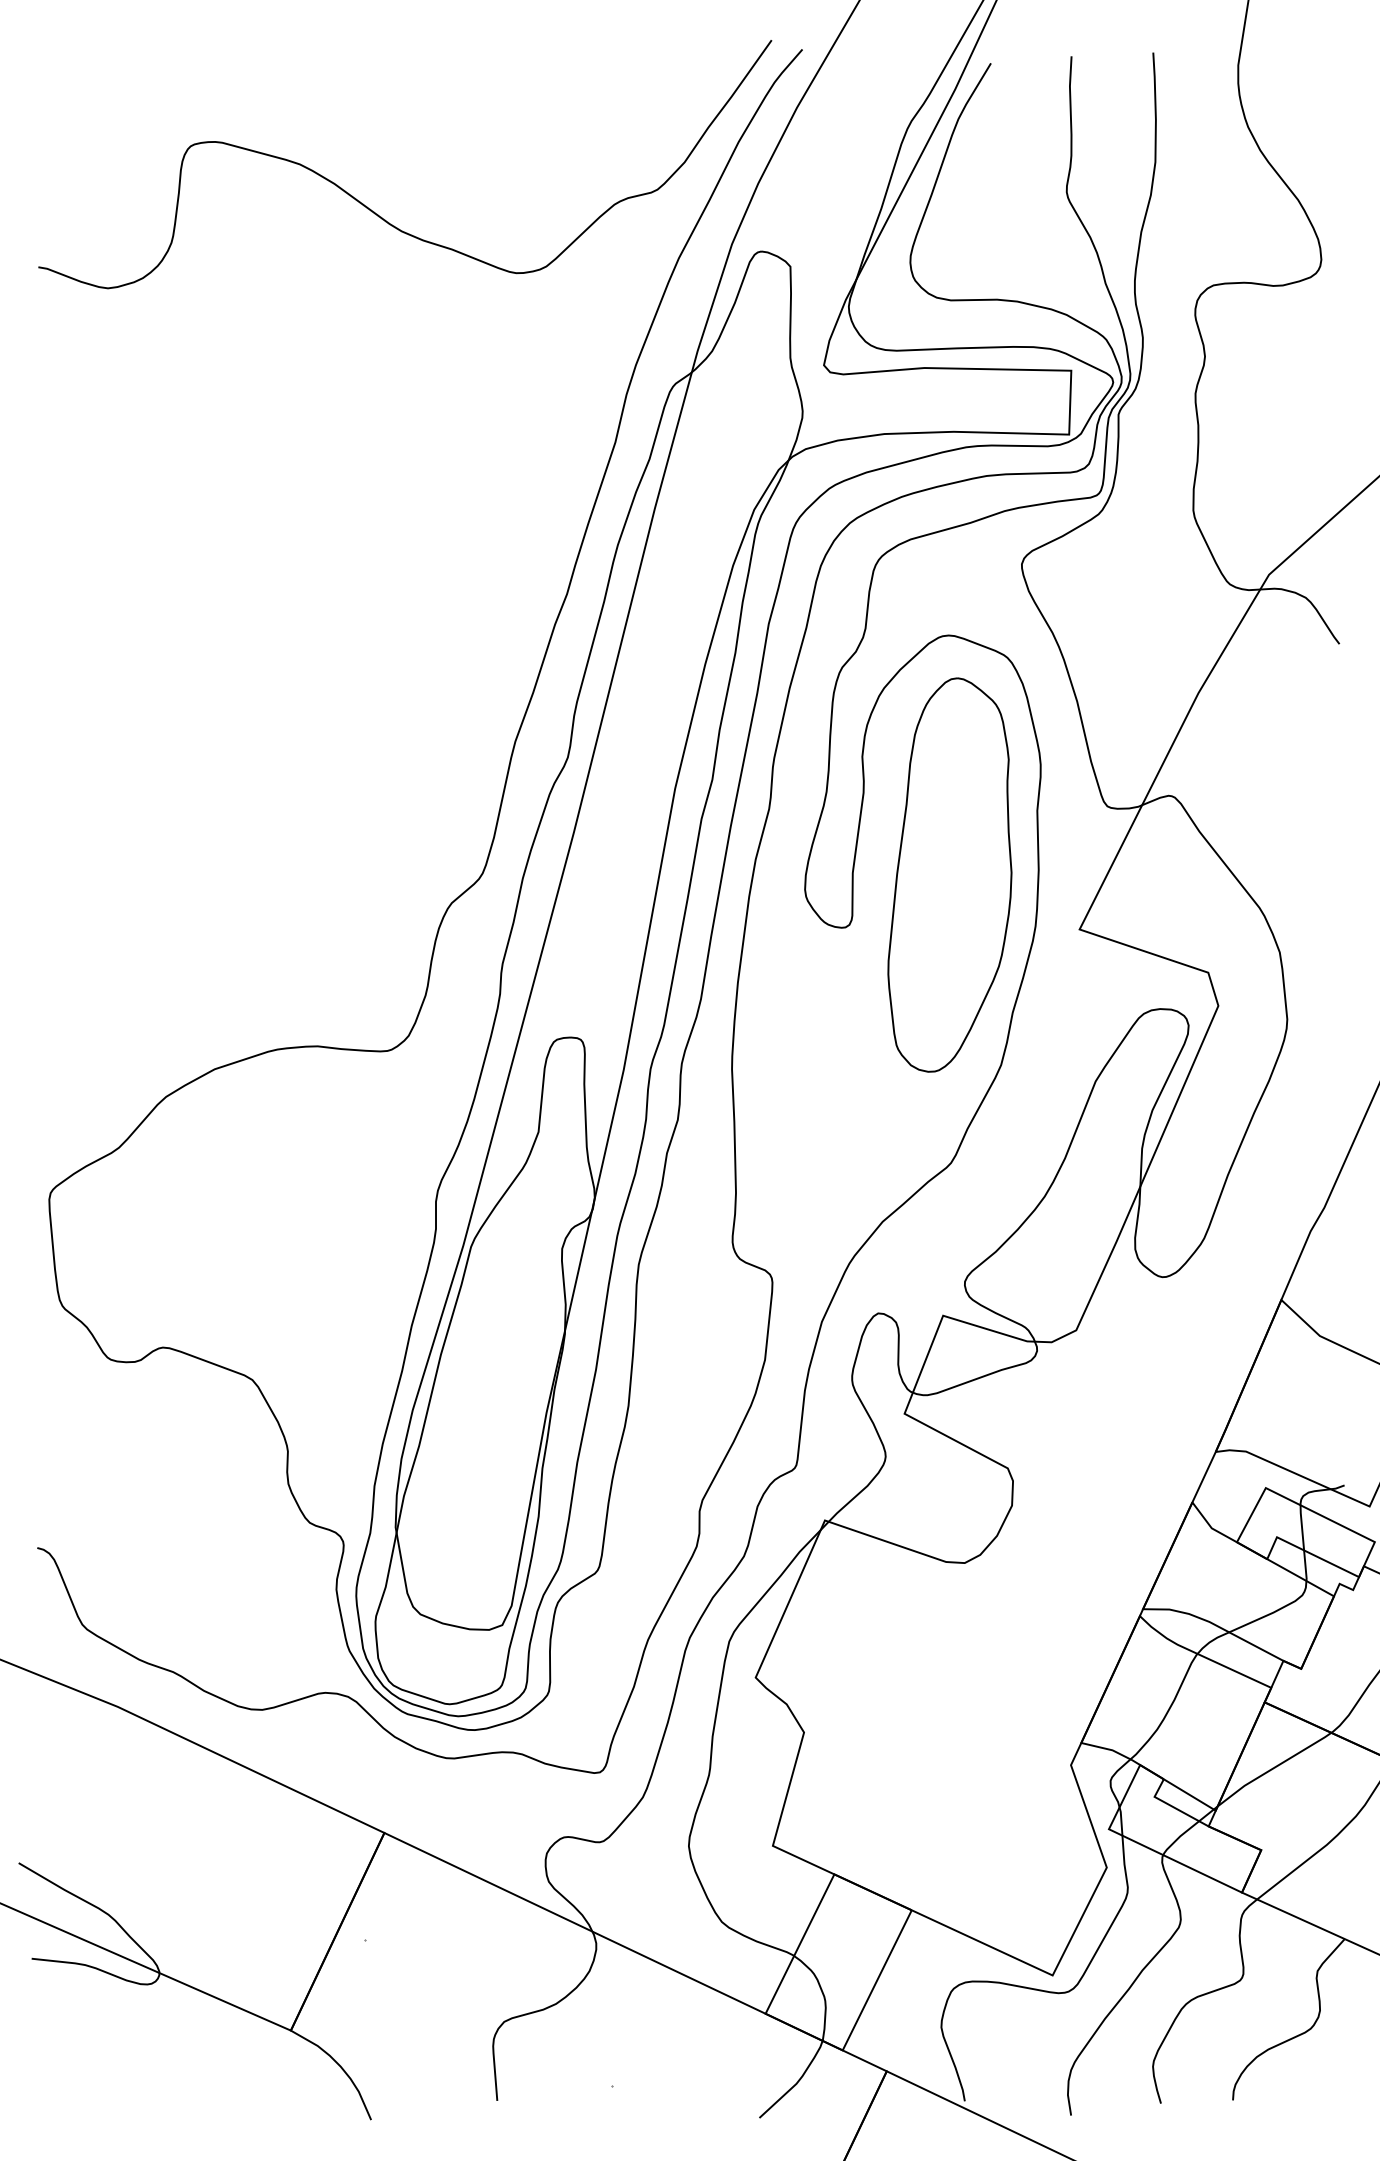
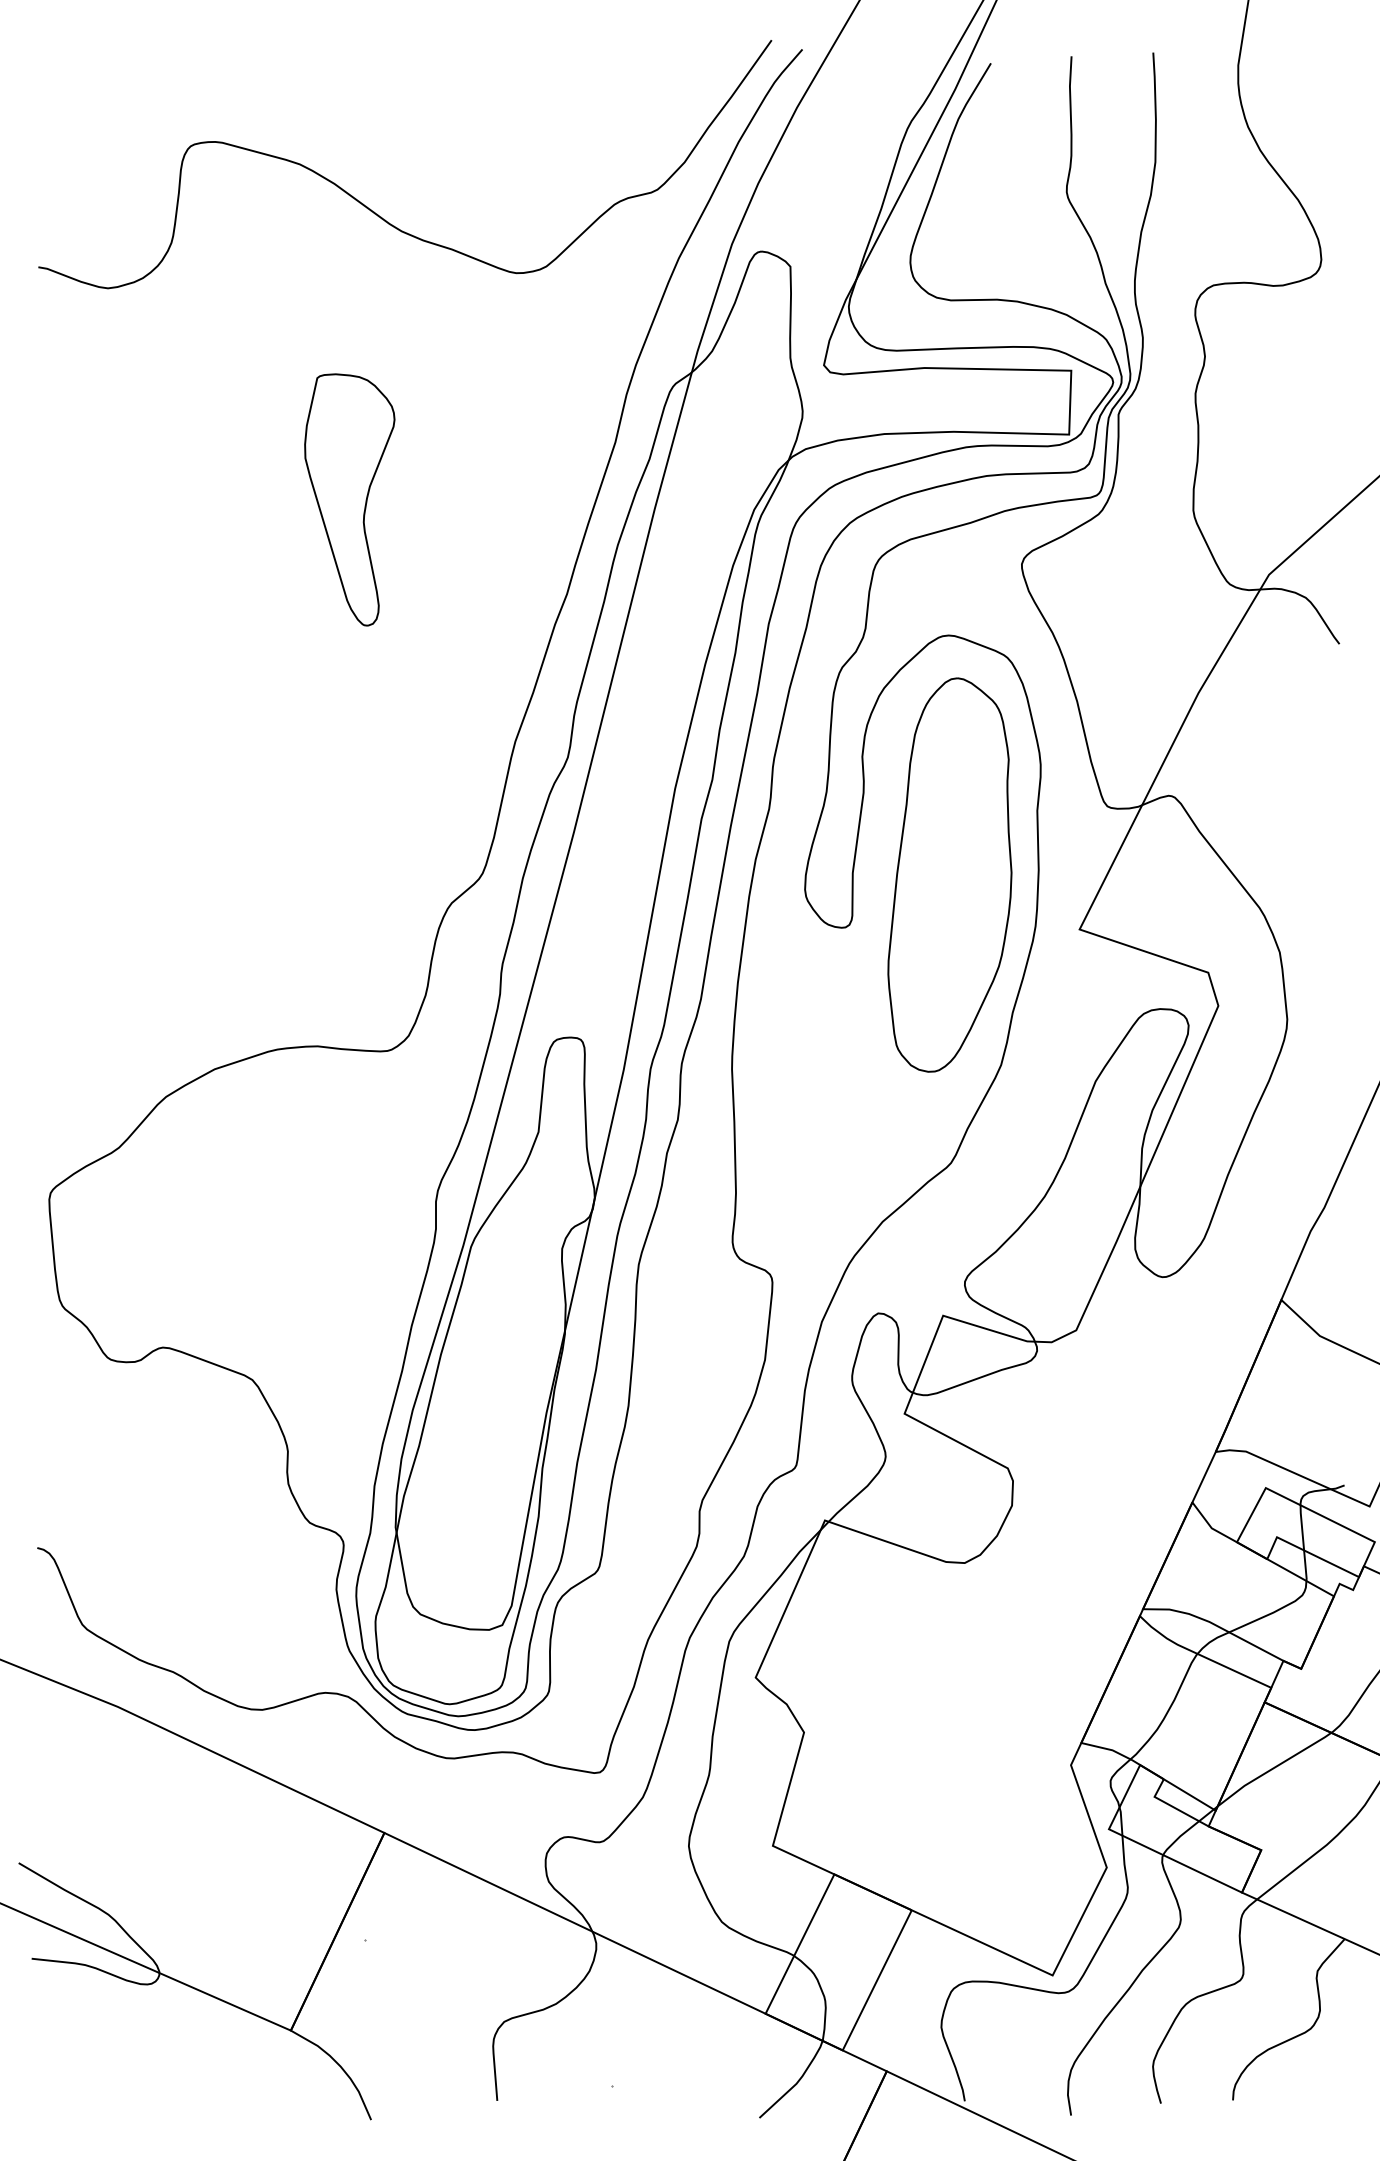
part: none -> present (349, 499)
